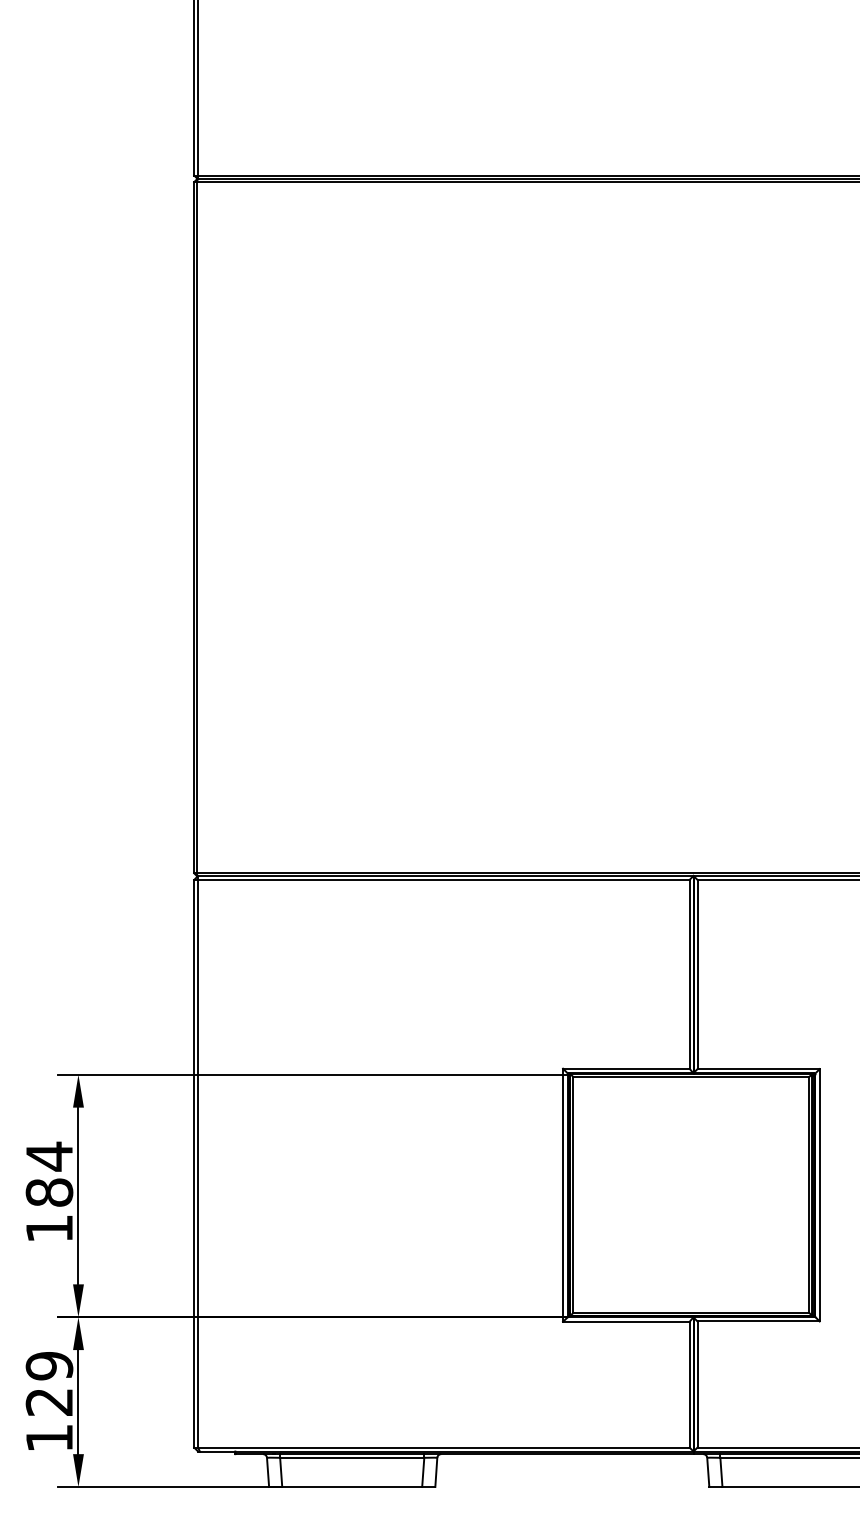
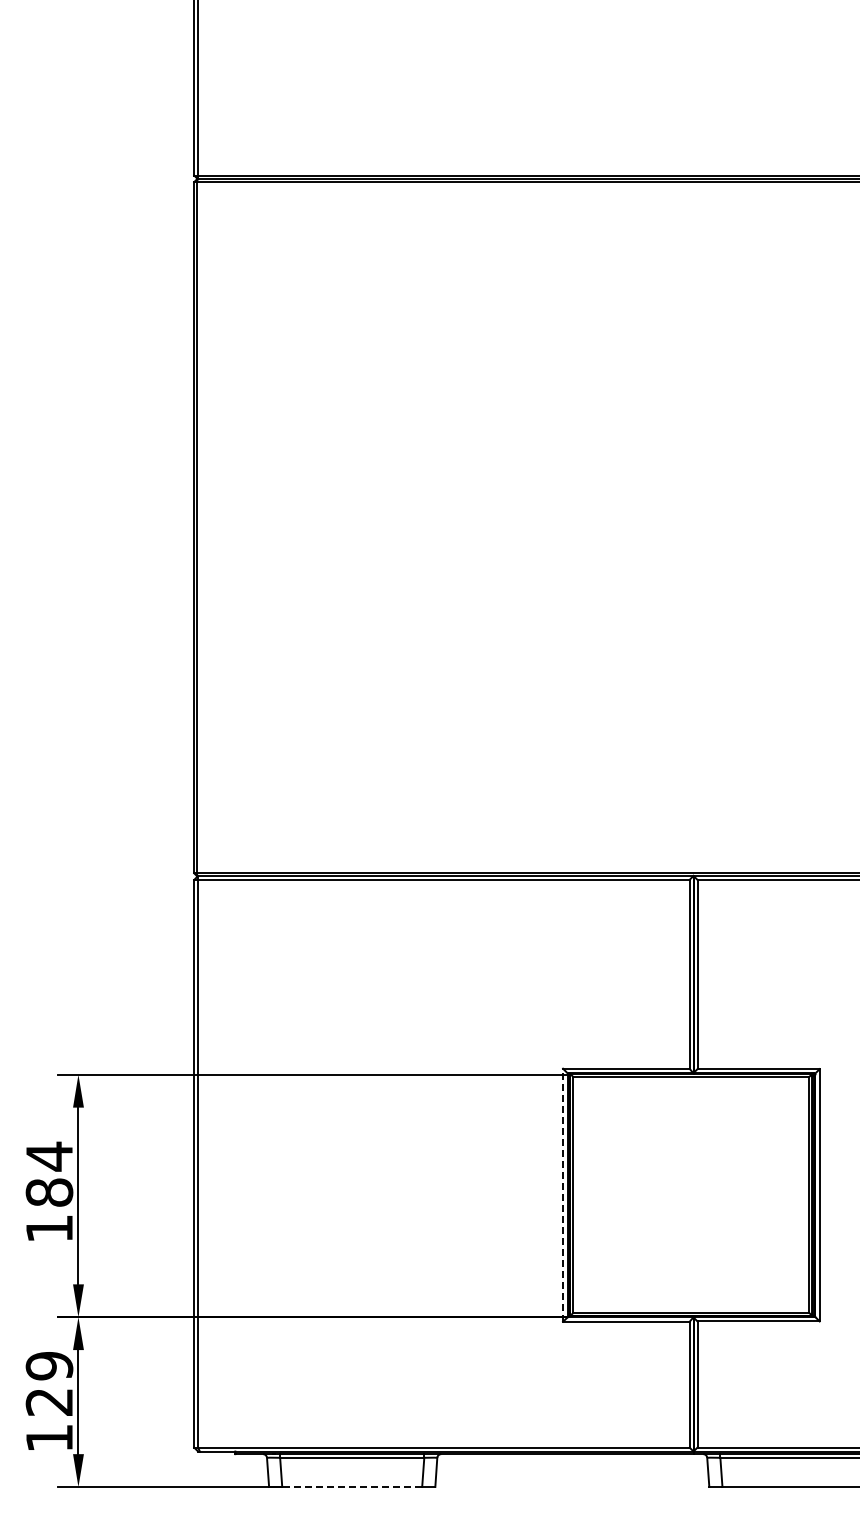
line: solid -> dashed (563, 1195)
line: solid -> dashed (352, 1487)
